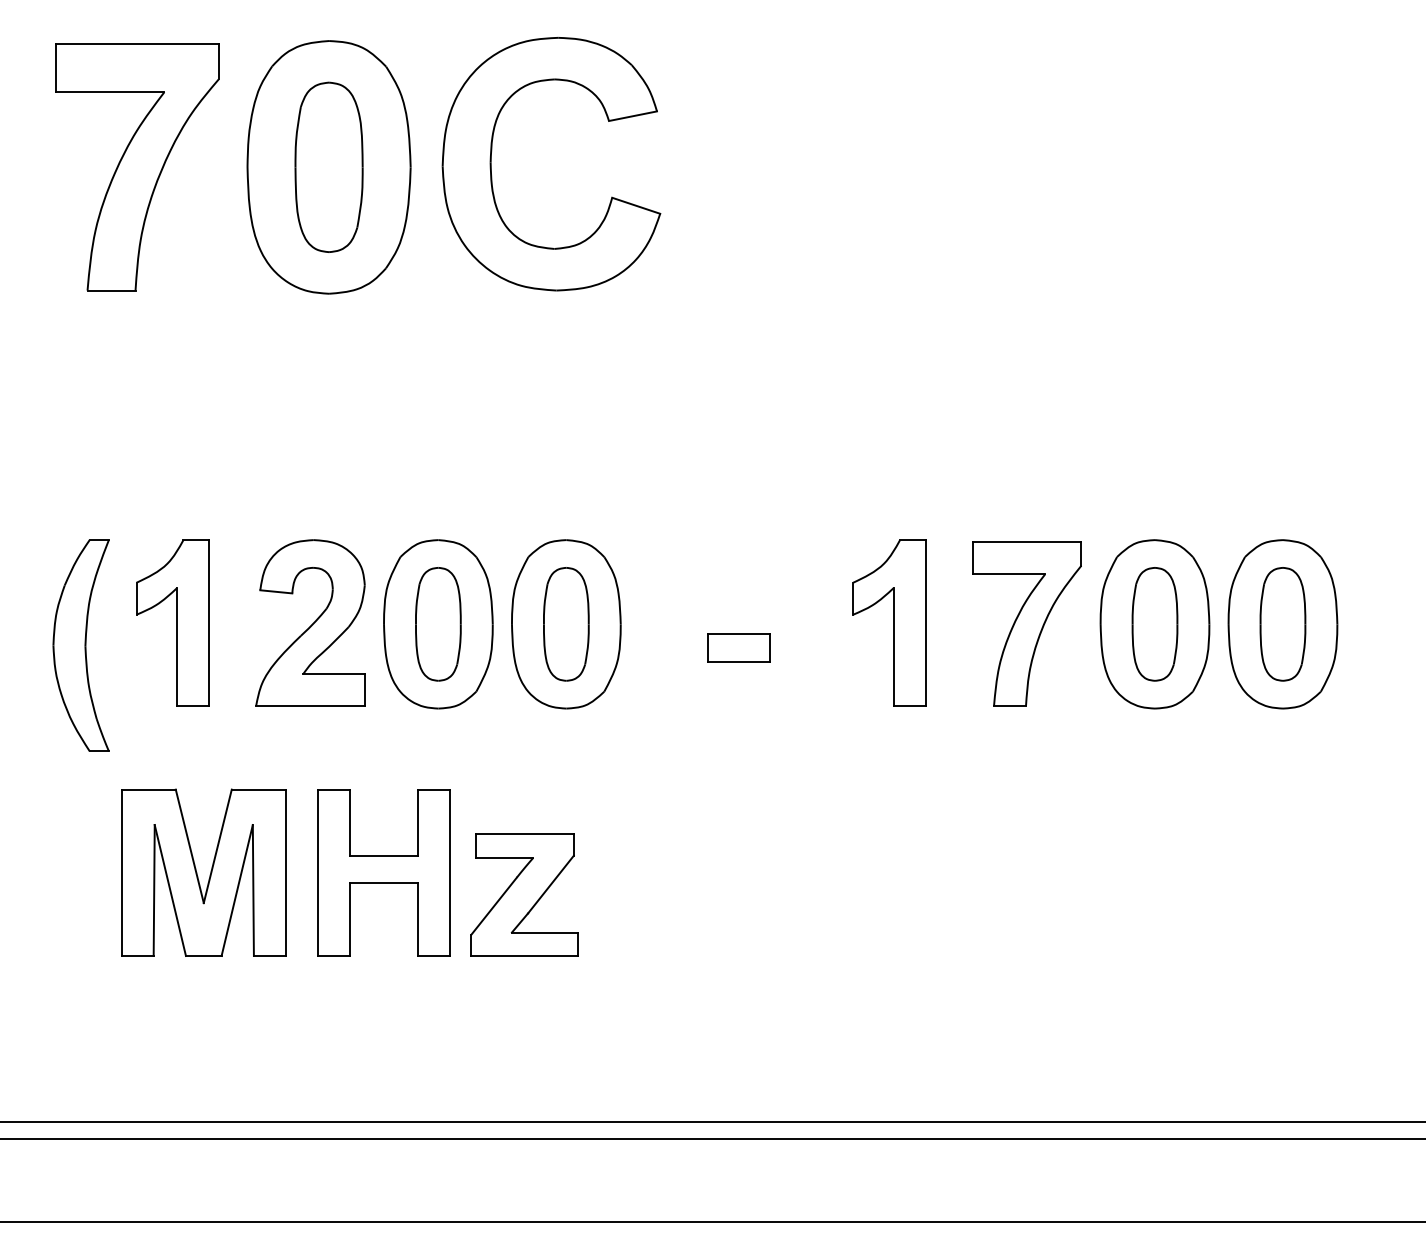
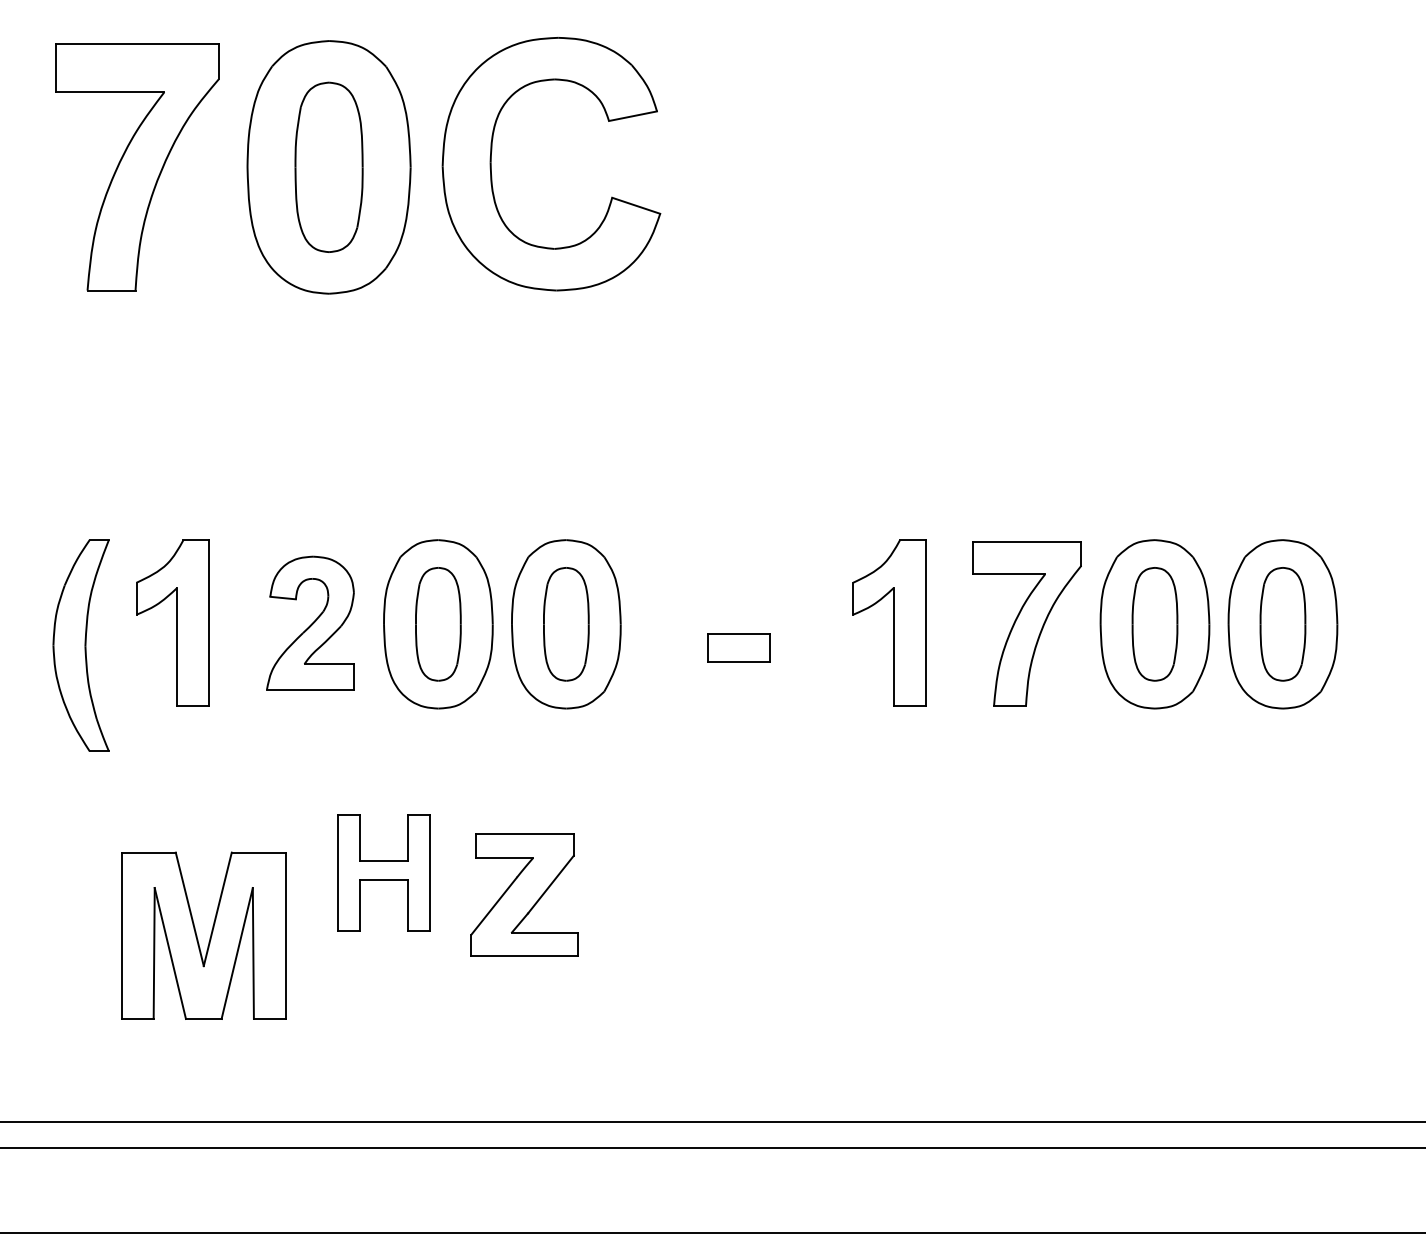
part size: 111x168 px -> 89x136 px (310, 622)
part position: (203, 872) -> (203, 935) (203, 935)
part size: 134x168 px -> 94x118 px (383, 872)
line position: (712, 1138) -> (712, 1147) (712, 1147)
line position: (712, 1222) -> (712, 1233) (712, 1233)
